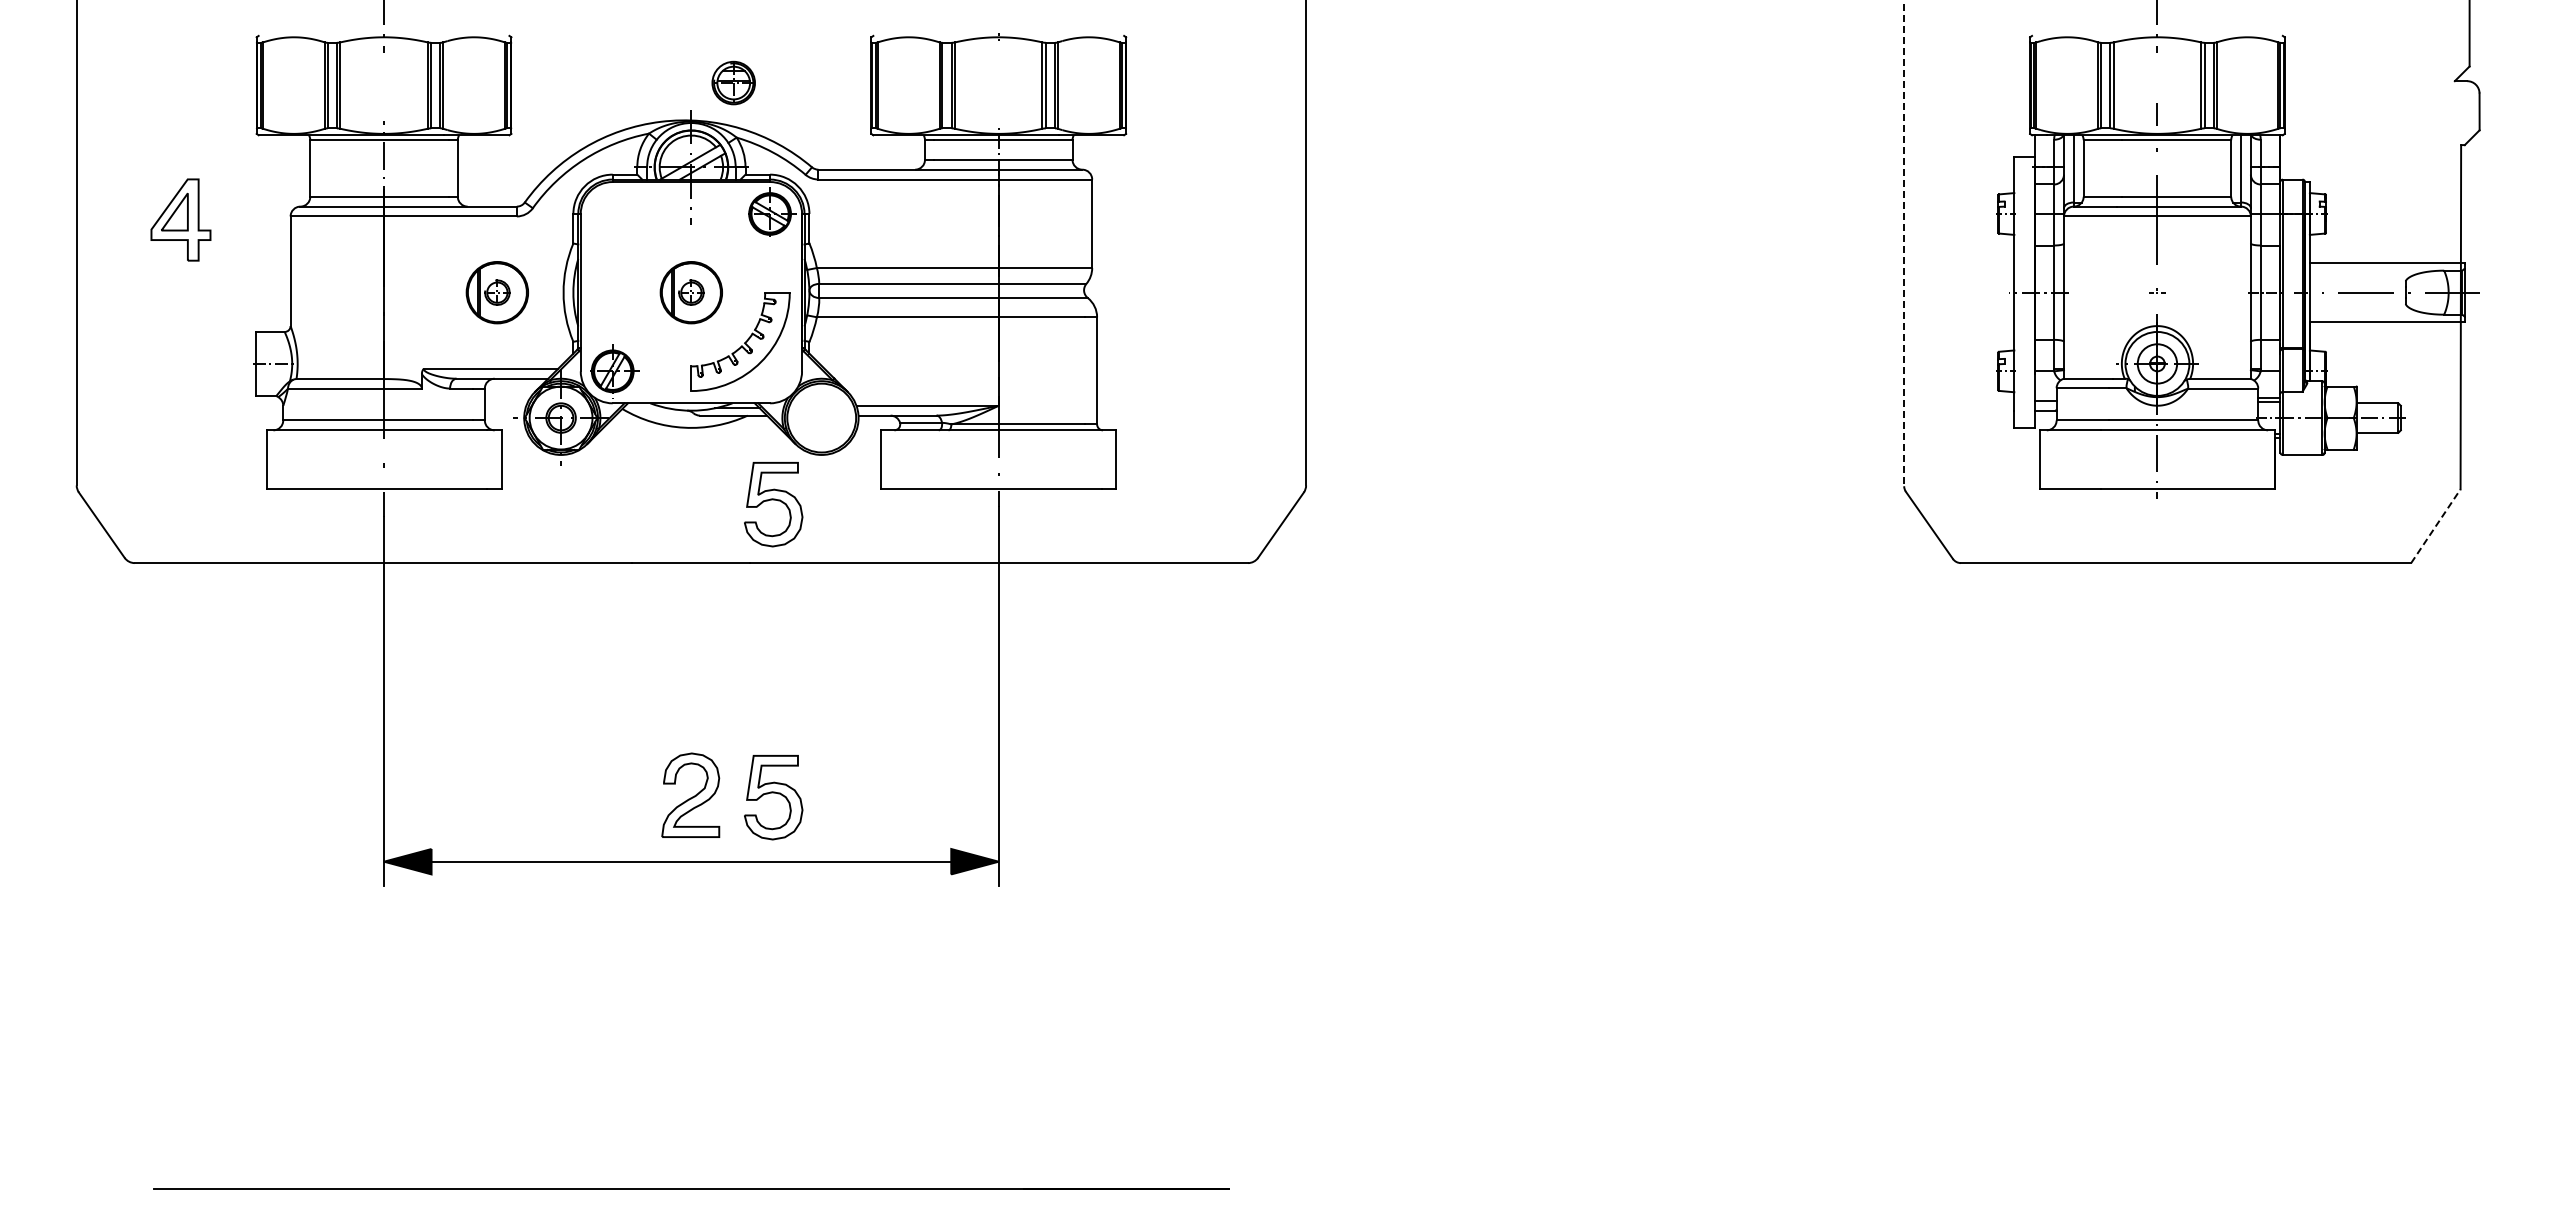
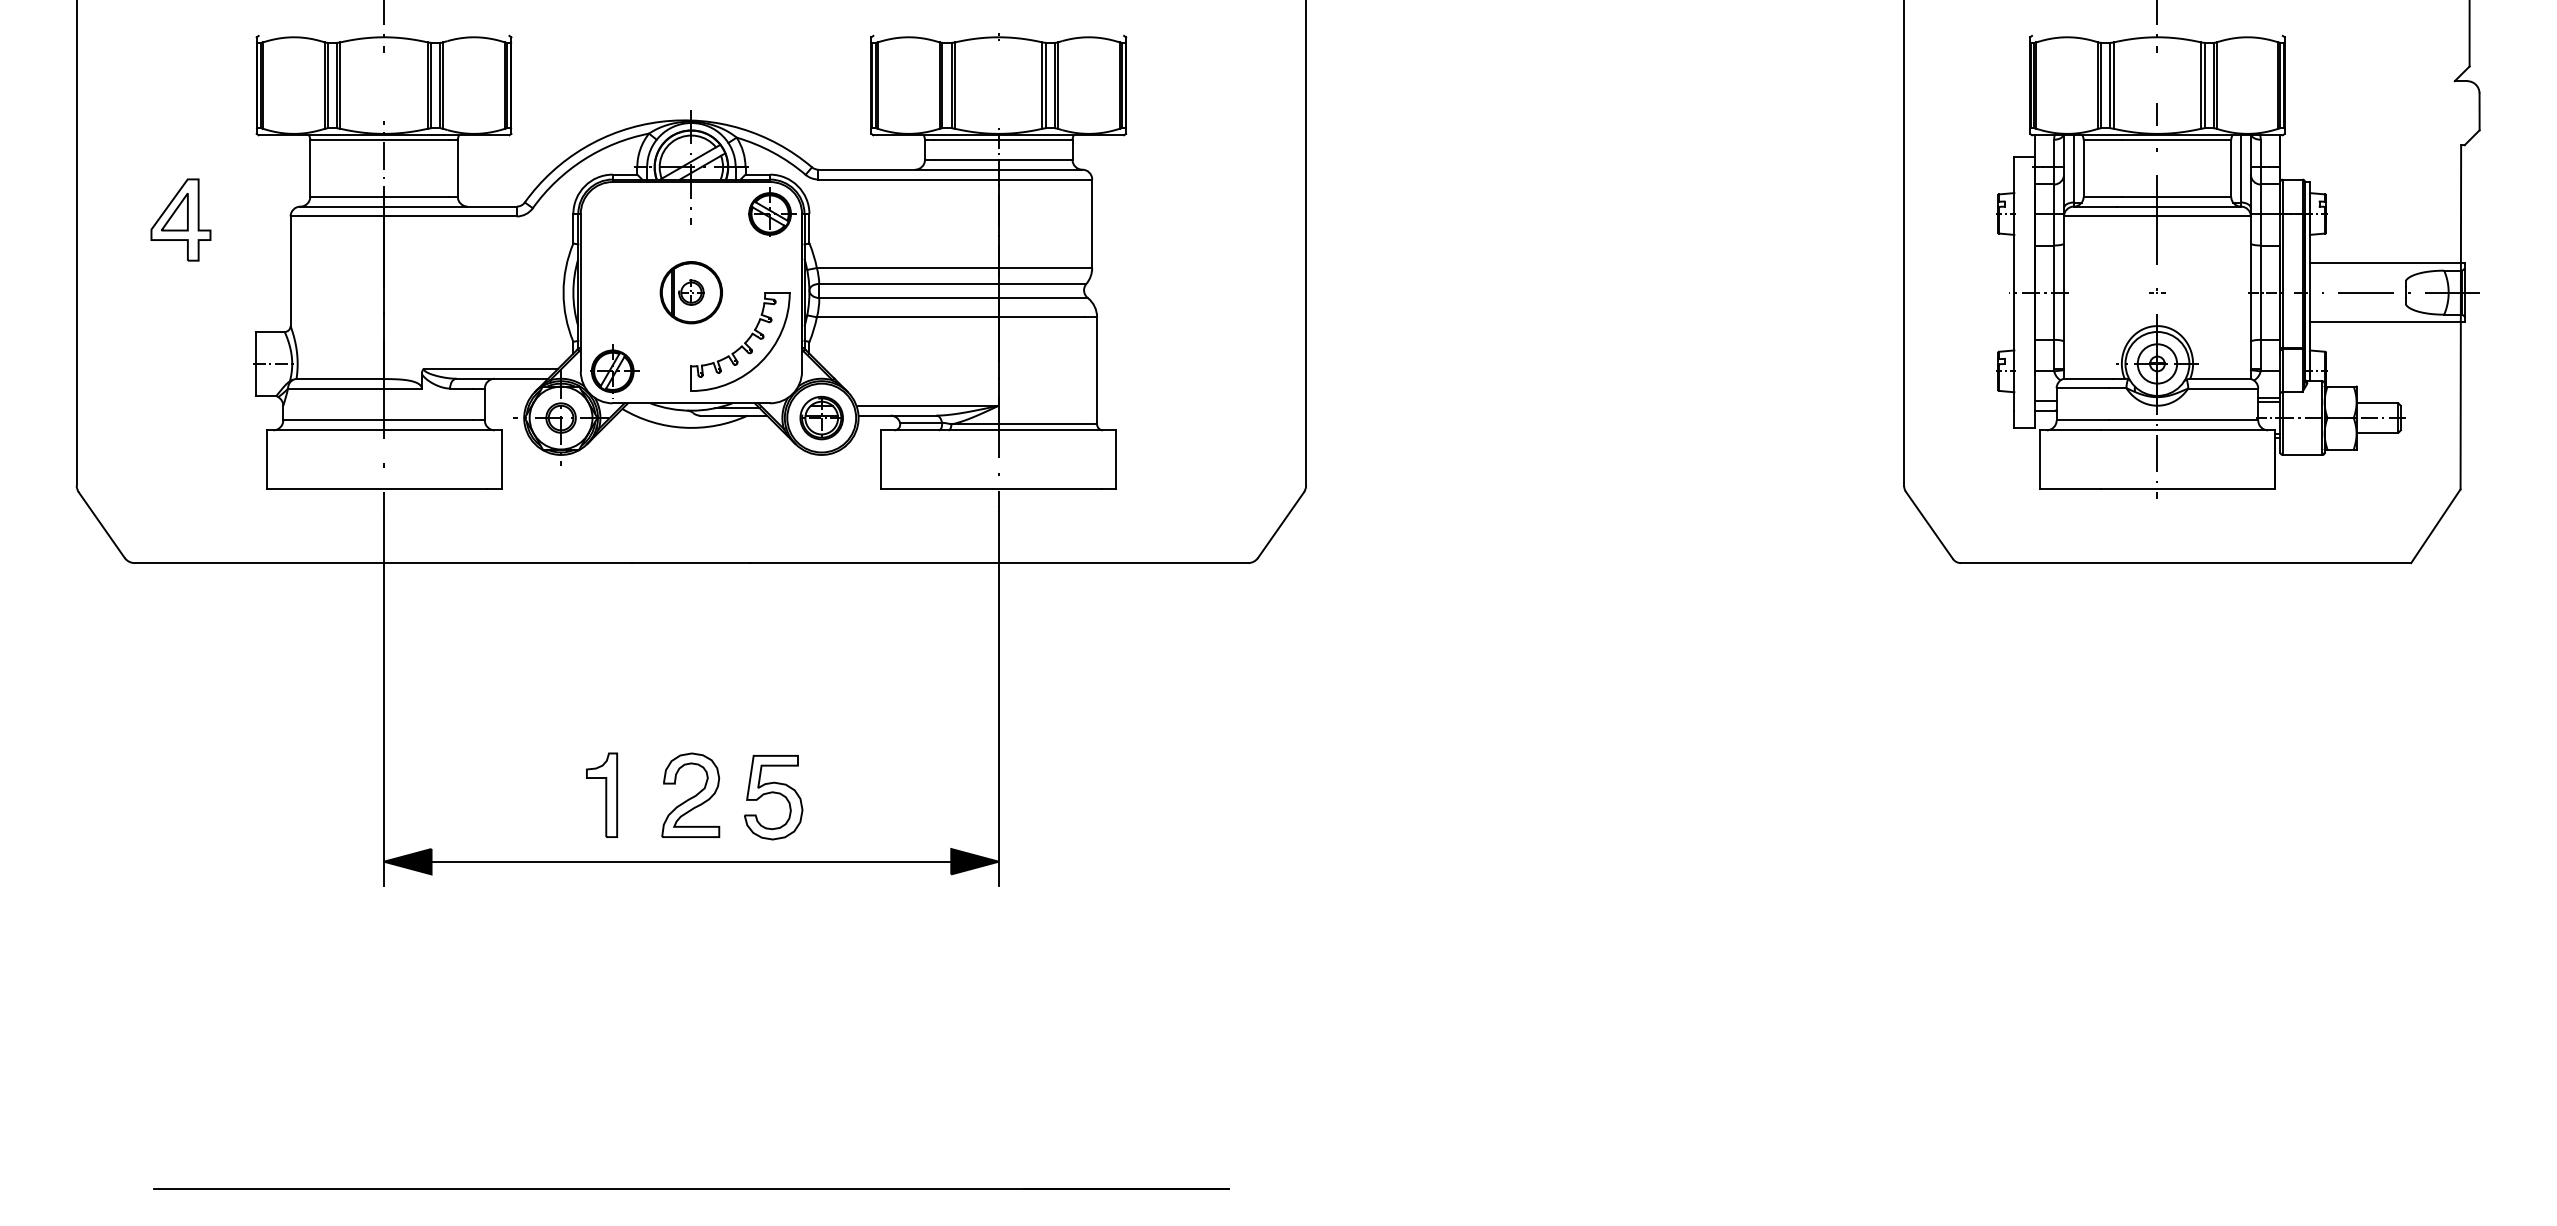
part position: (733, 82) -> (821, 417) (821, 417)
line: dashed -> solid (1904, 243)
part: present -> none (496, 292)
part: present -> none (773, 504)
line: dashed -> solid (2436, 525)
part: none -> present (602, 794)
